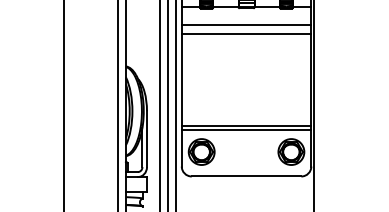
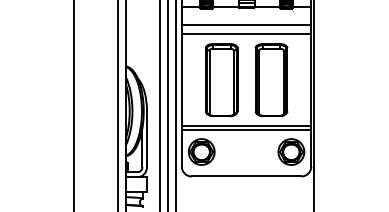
part: none -> present (221, 80)
part: none -> present (271, 80)
line position: (64, 105) -> (74, 105) (74, 105)
